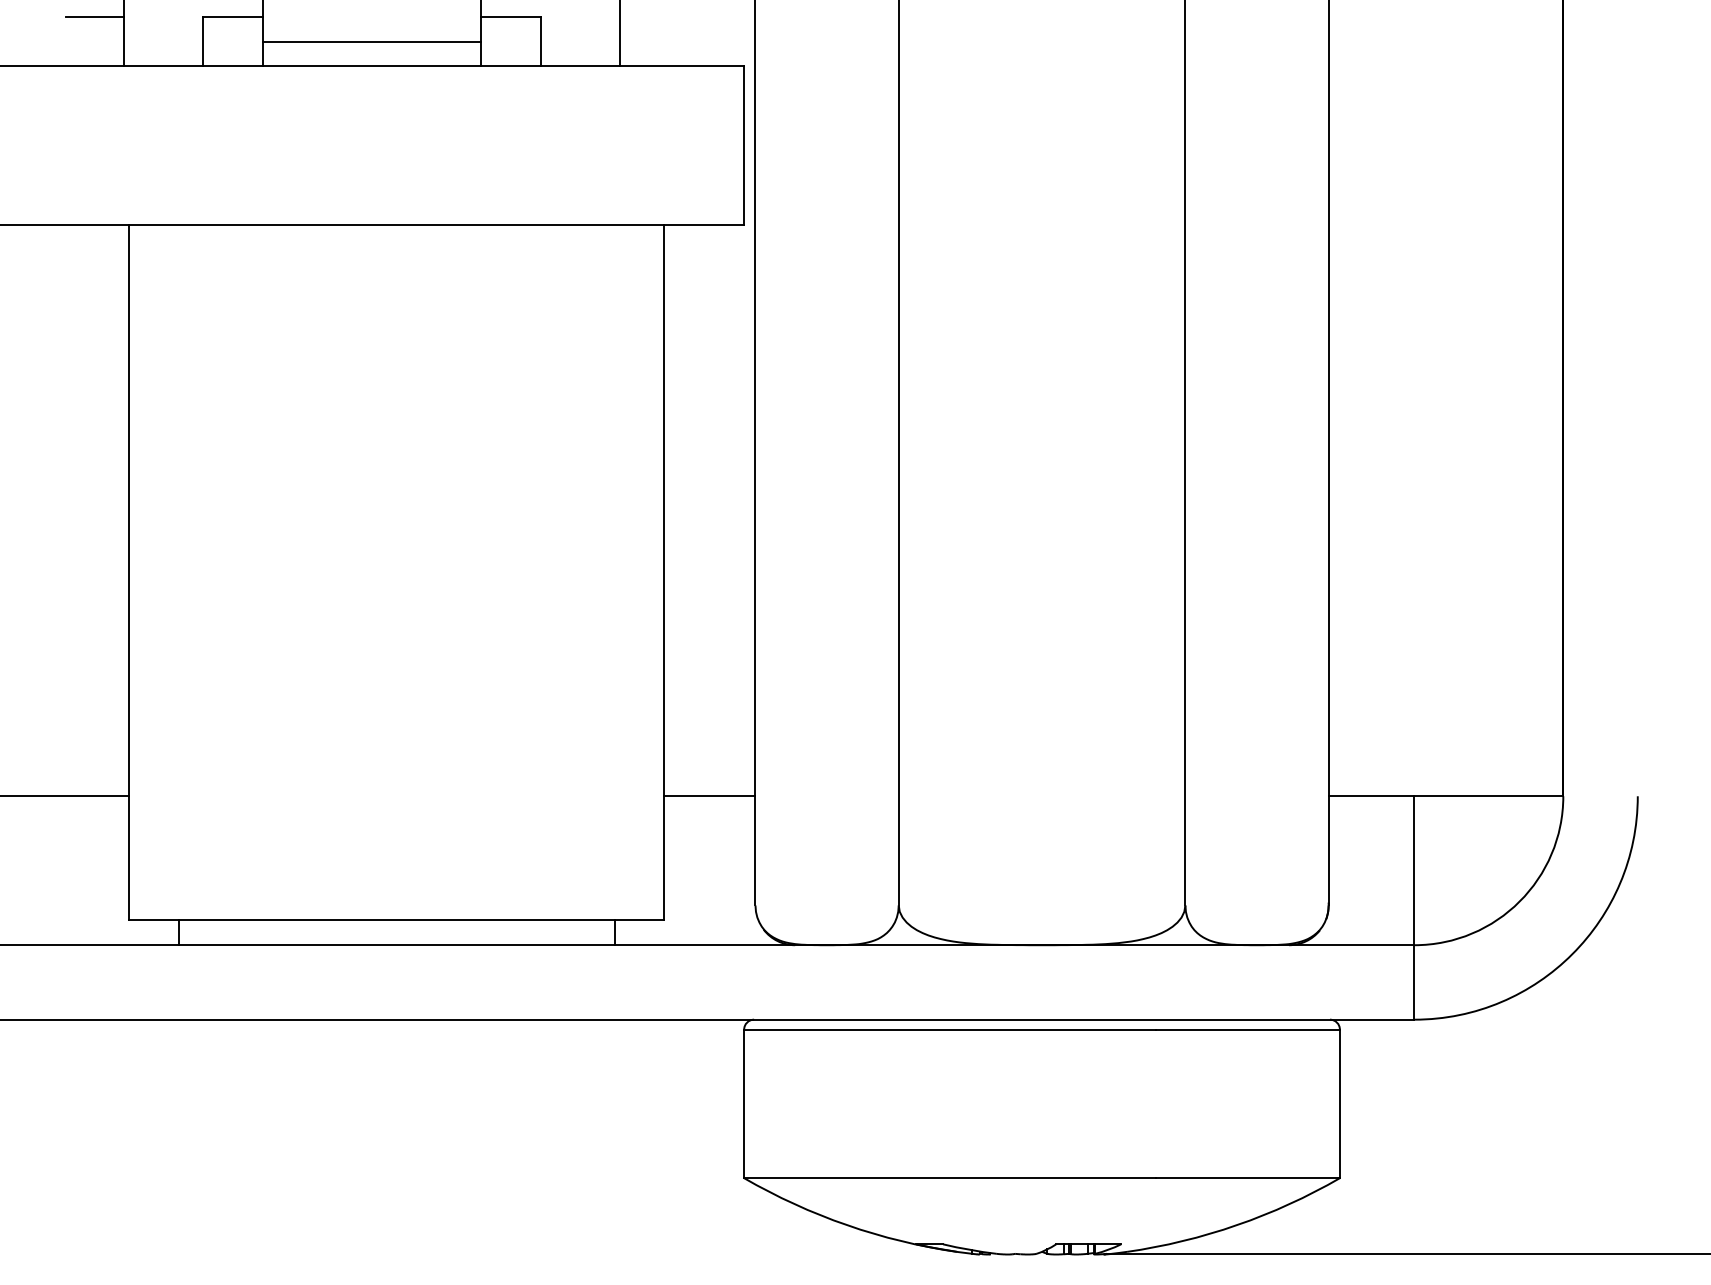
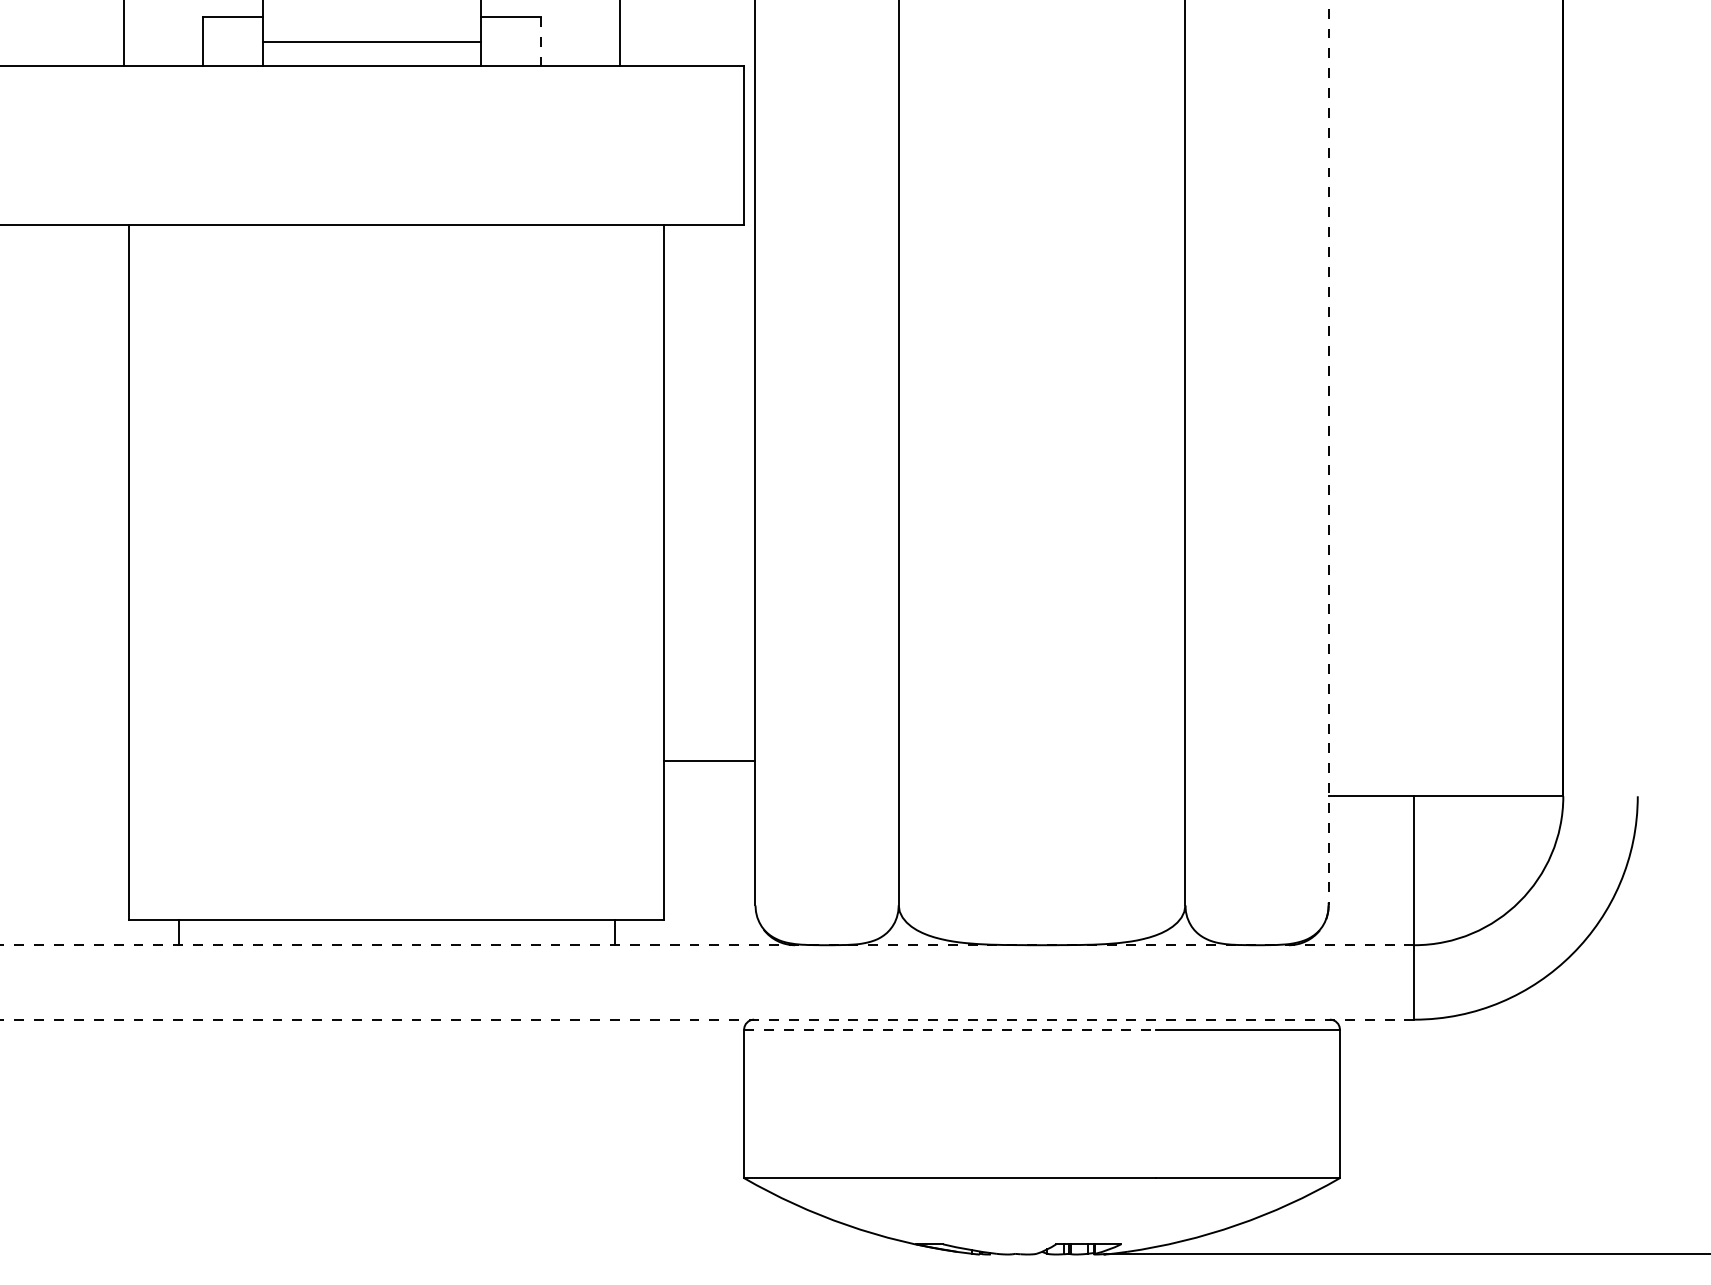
line: present -> none (94, 16)
line: solid -> dashed (540, 41)
line: solid -> dashed (1328, 453)
line: present -> none (65, 796)
line position: (709, 796) -> (709, 761) (709, 761)
line: solid -> dashed (708, 945)
line: solid -> dashed (708, 1019)
line: solid -> dashed (950, 1029)
